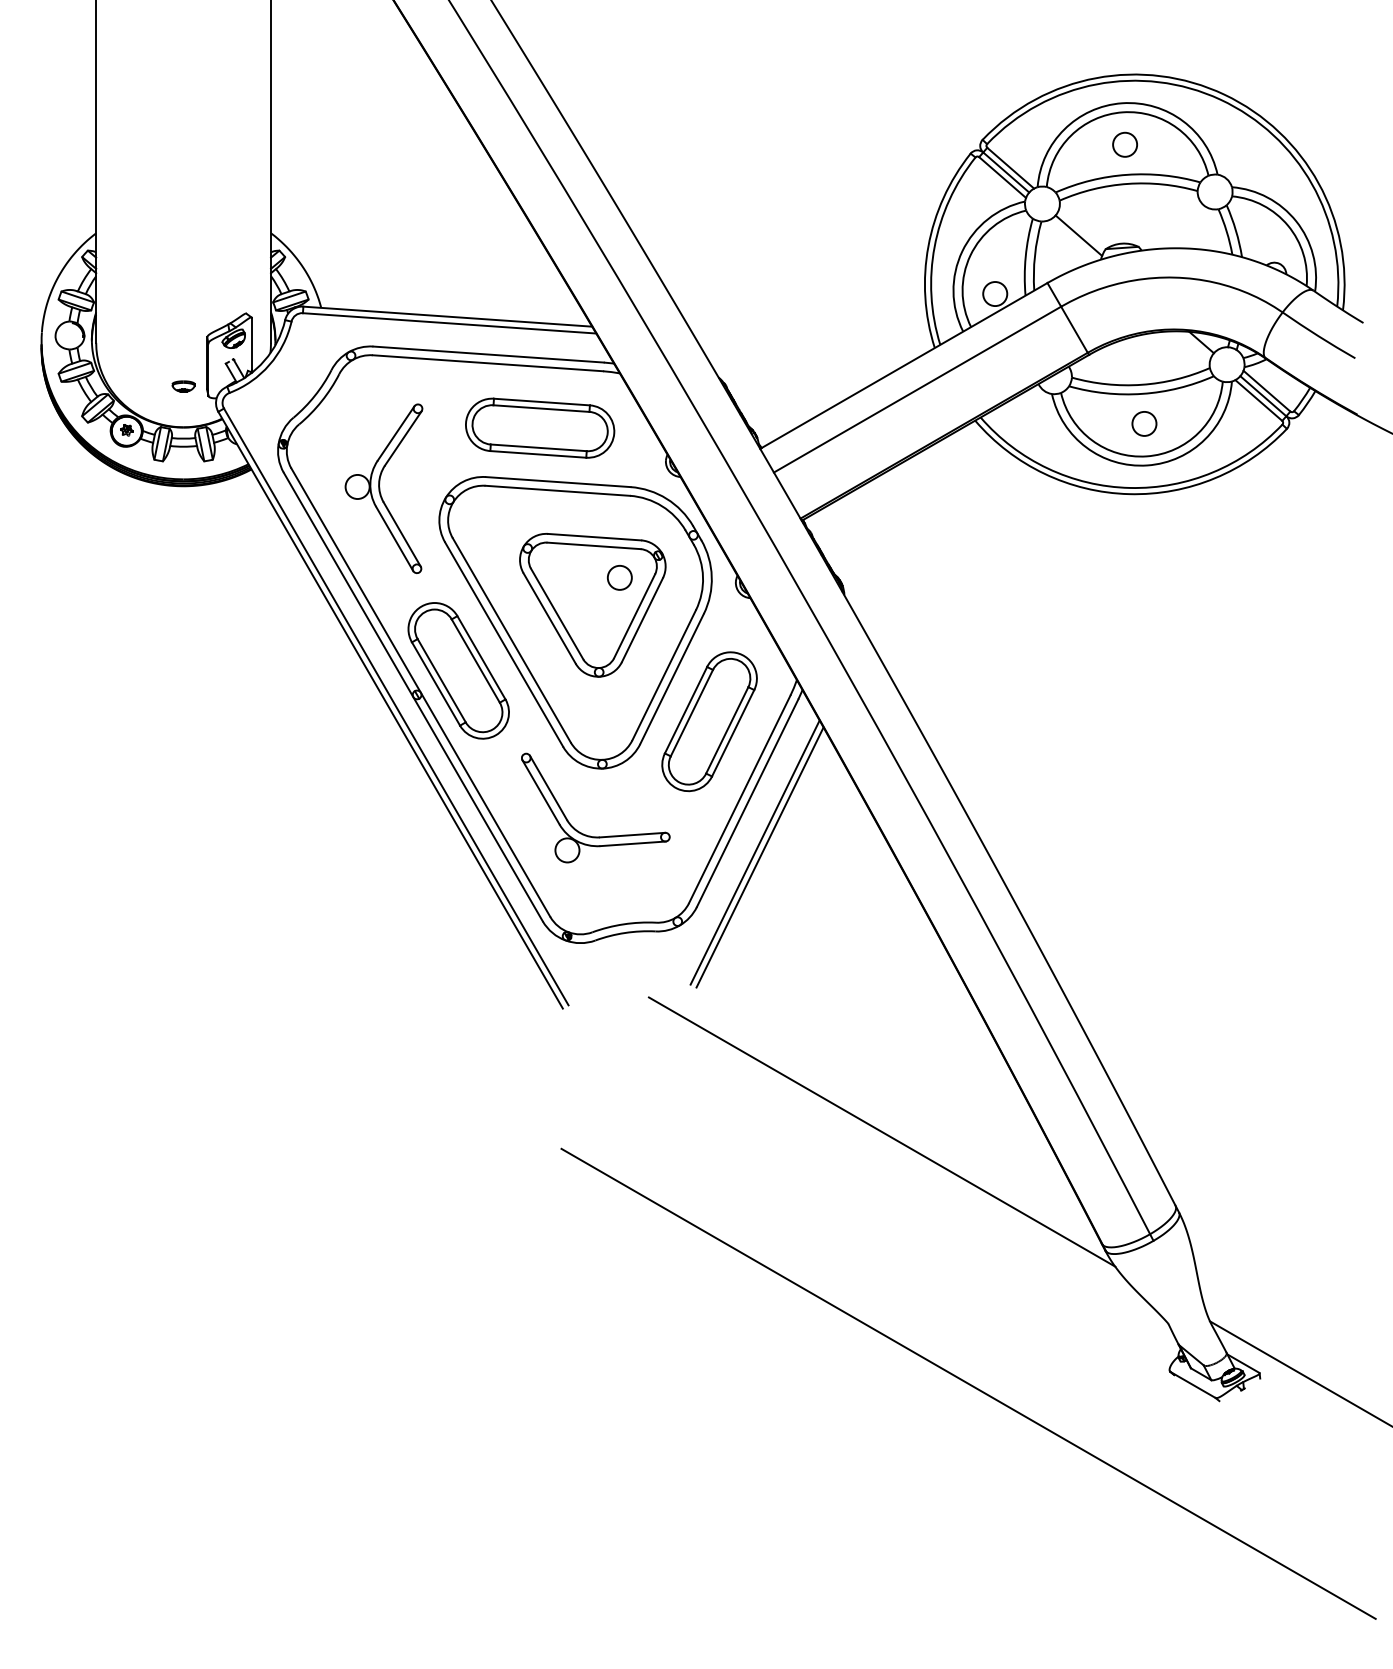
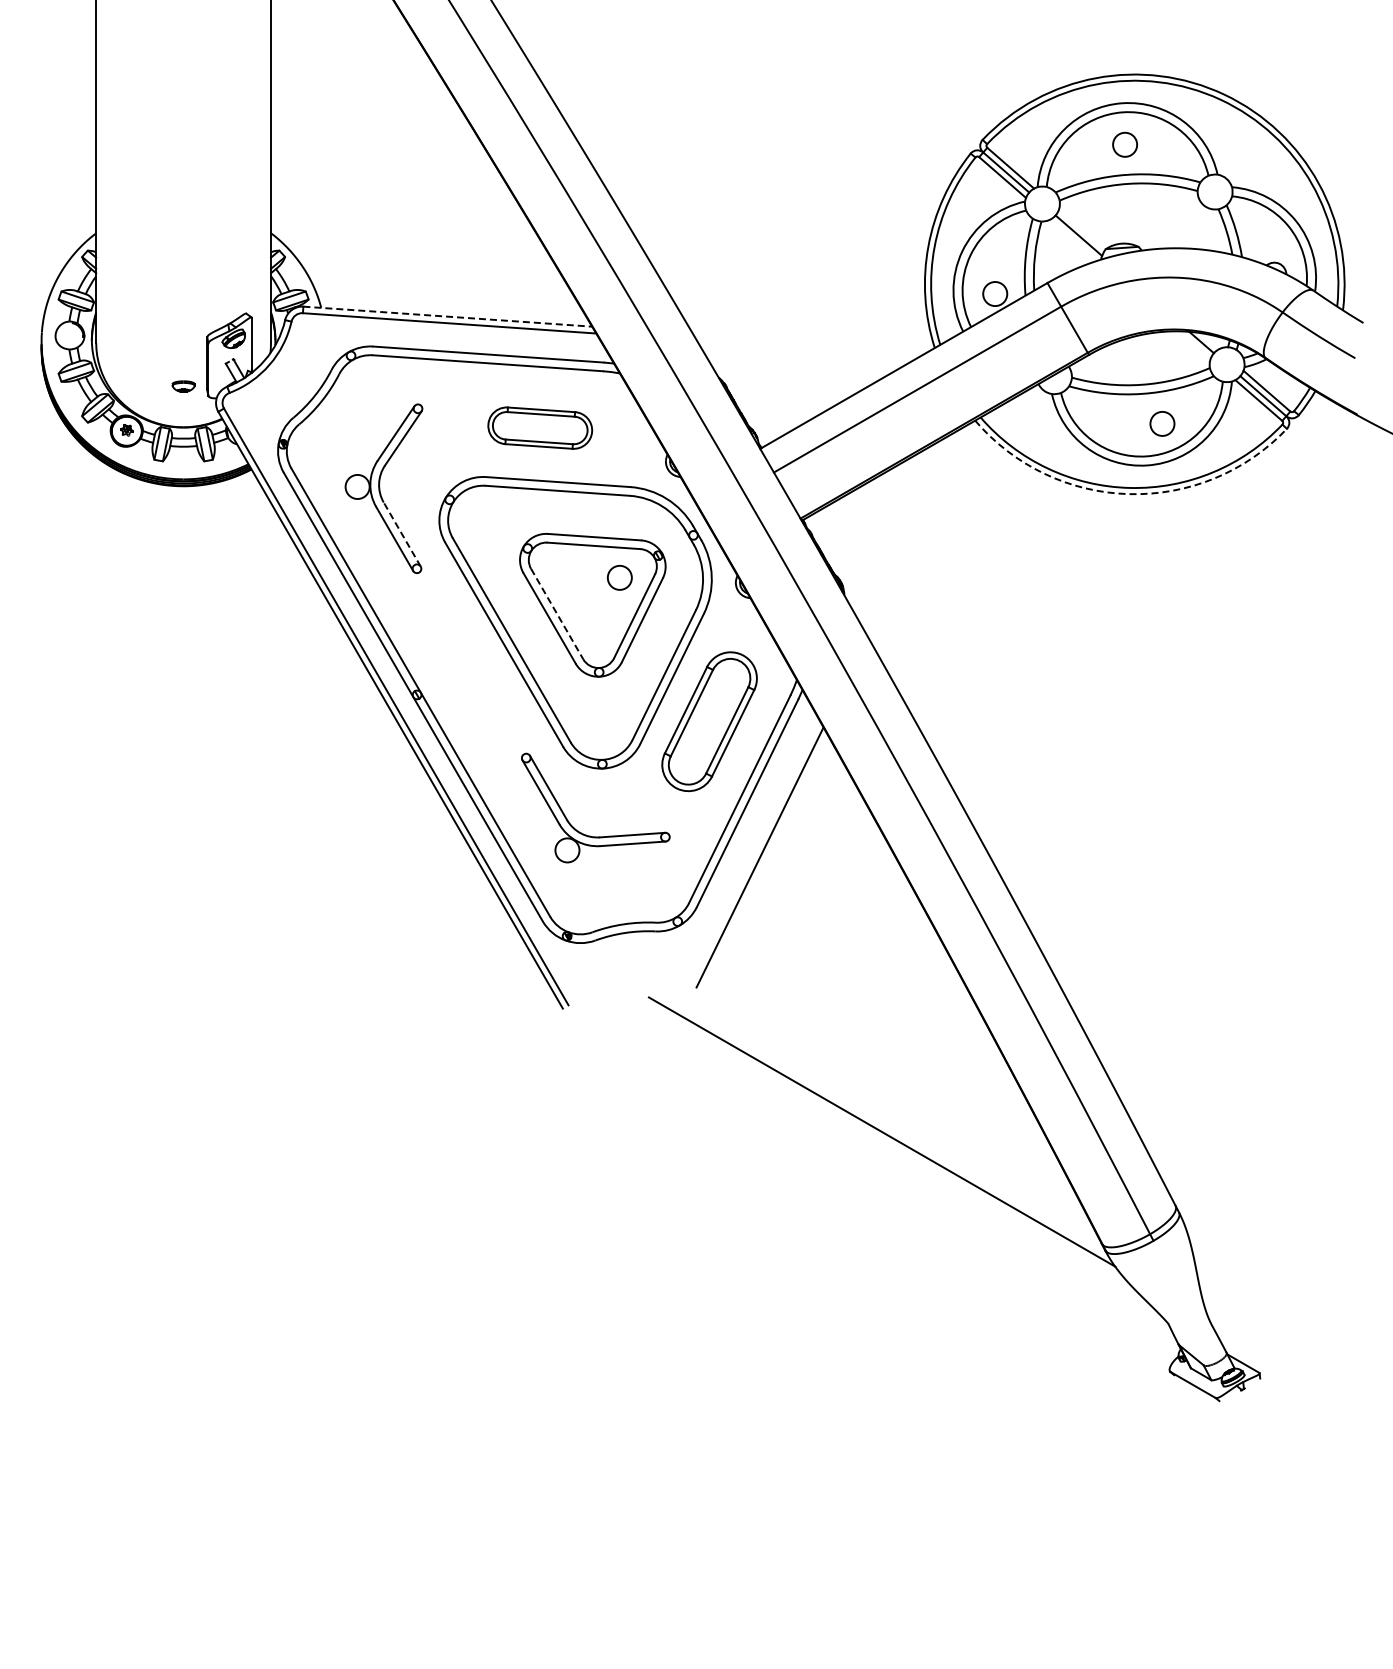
line: solid -> dashed (447, 316)
circle position: (1144, 423) -> (1162, 423) (1162, 423)
part size: 151x62 px -> 107x44 px (540, 427)
arc: solid -> dashed (1129, 494)
line: solid -> dashed (402, 534)
line: solid -> dashed (557, 614)
part: present -> none (458, 670)
line: present -> none (754, 852)
line: present -> none (1299, 1372)
line: present -> none (968, 1383)
